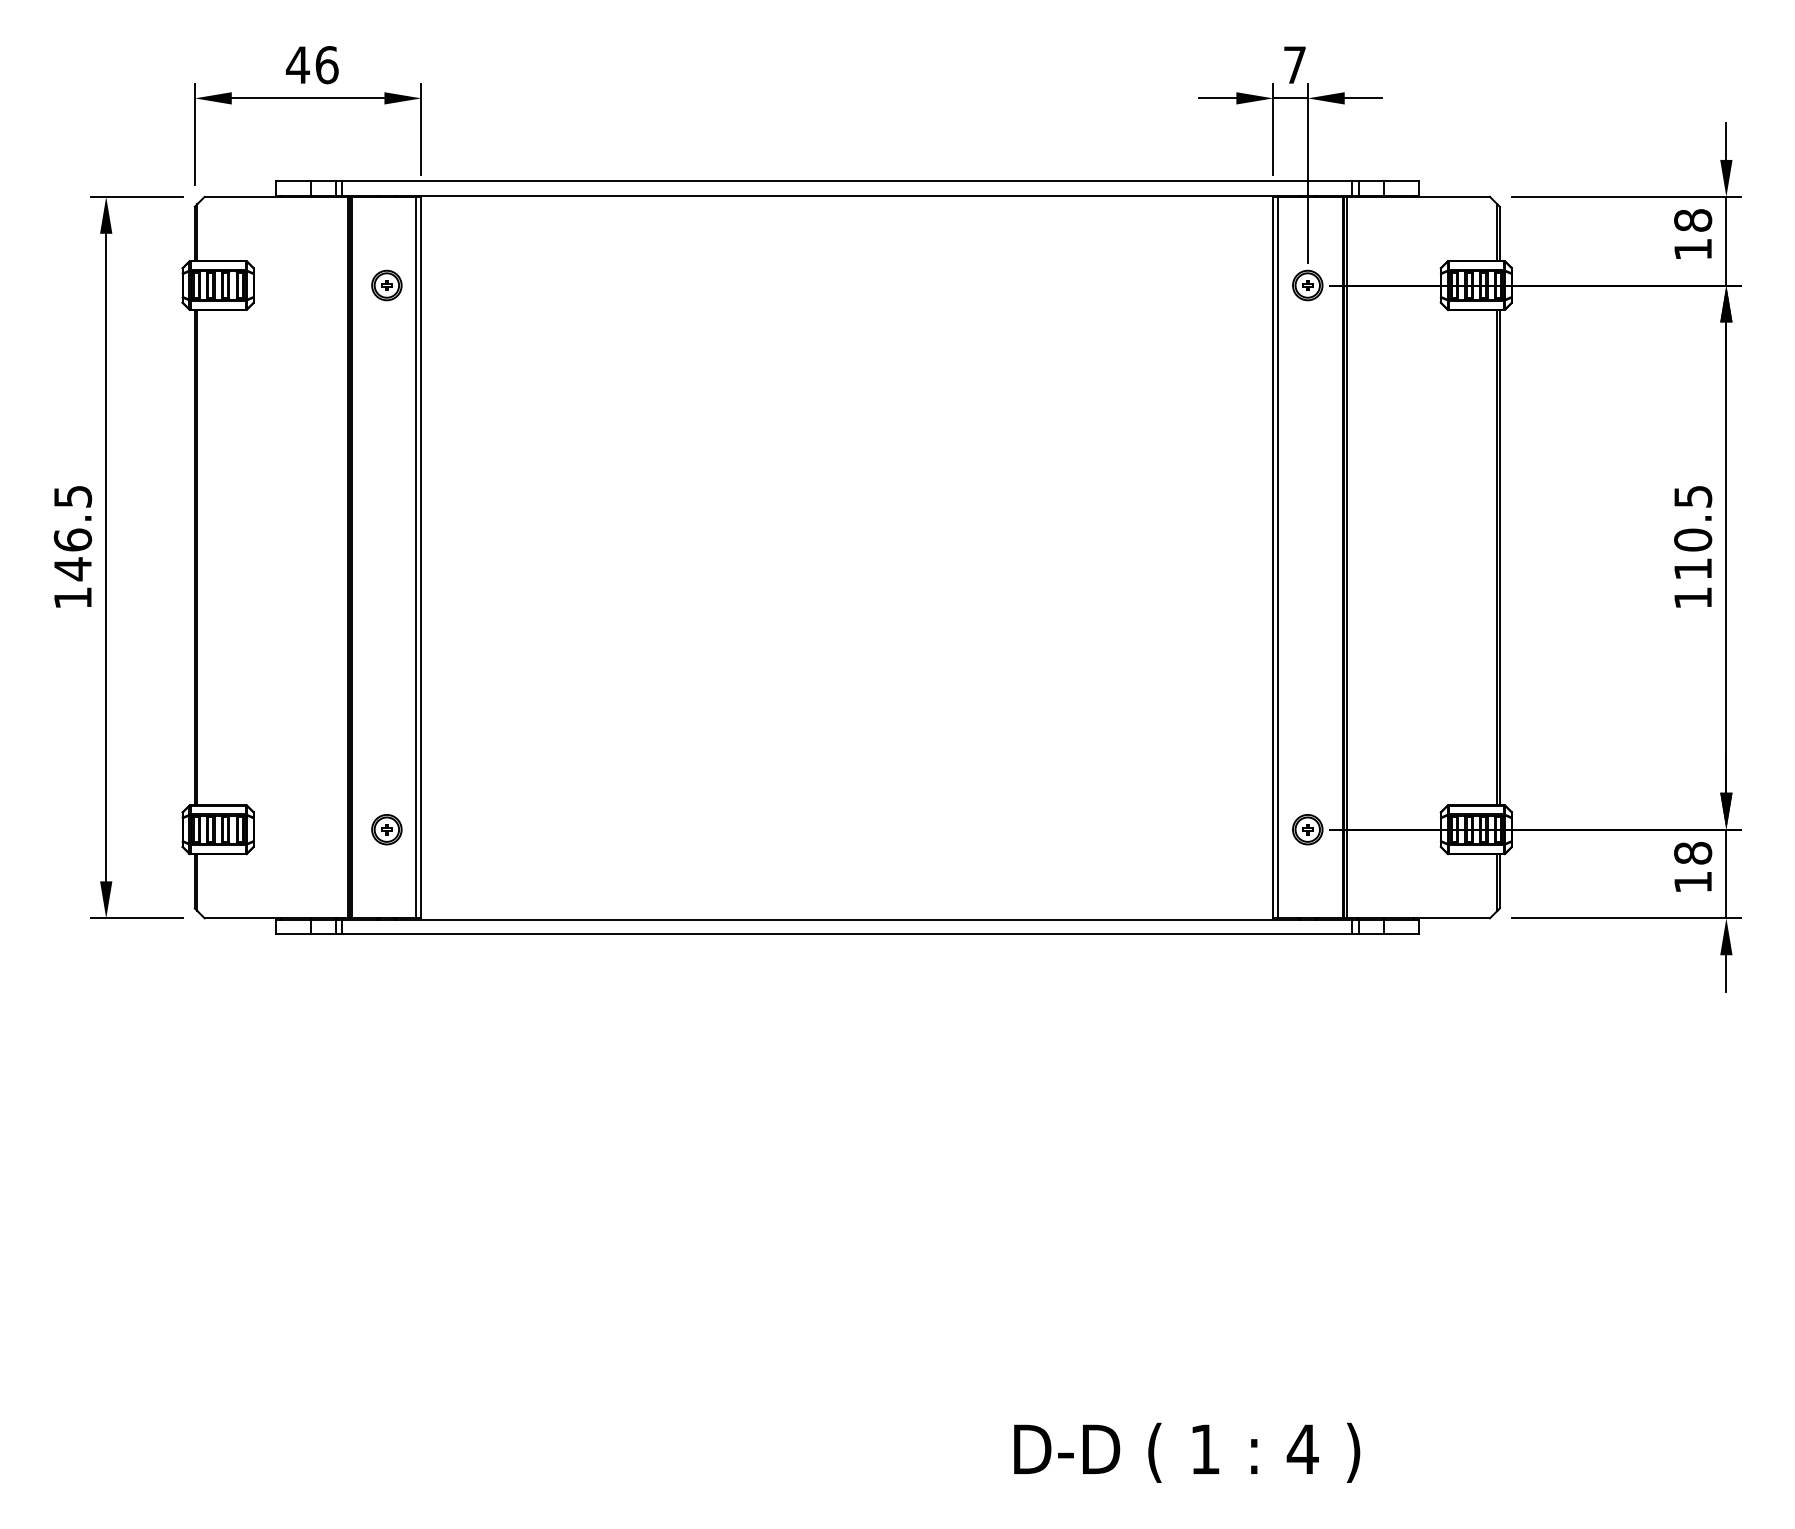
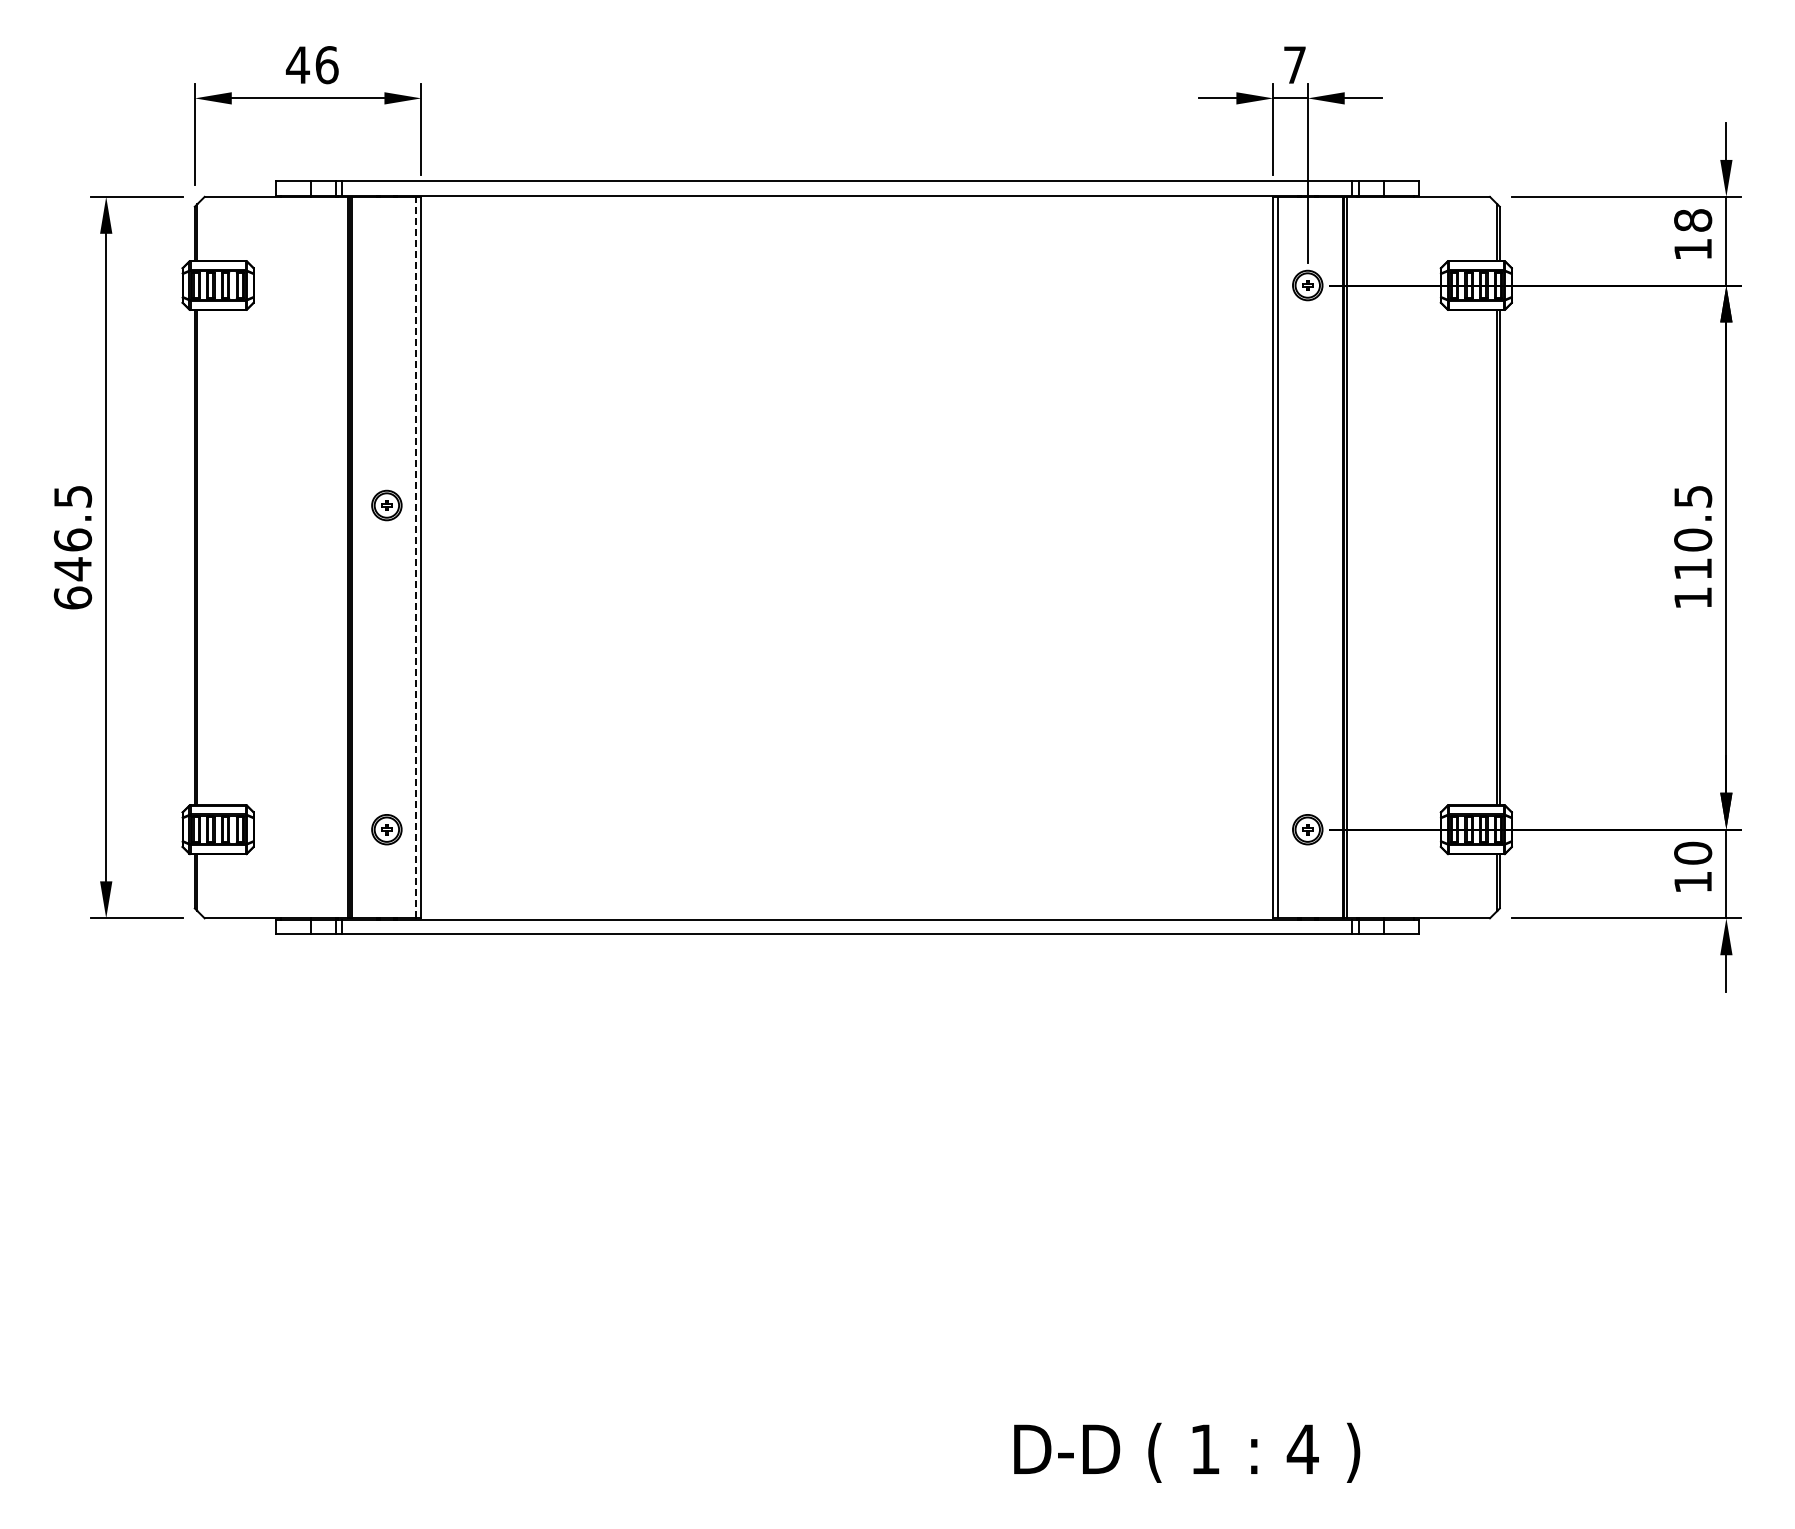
part position: (386, 285) -> (386, 505) (386, 505)
line: solid -> dashed (416, 557)
text: 146.5 -> 646.5 (72, 597)
text: 18 -> 10 (1693, 852)
